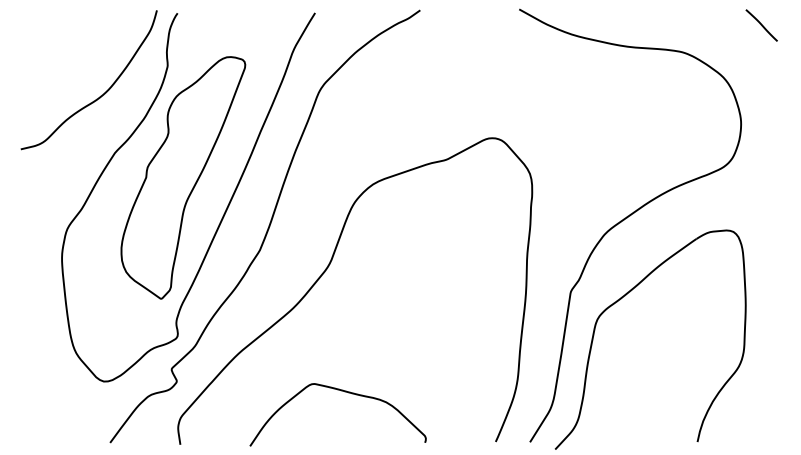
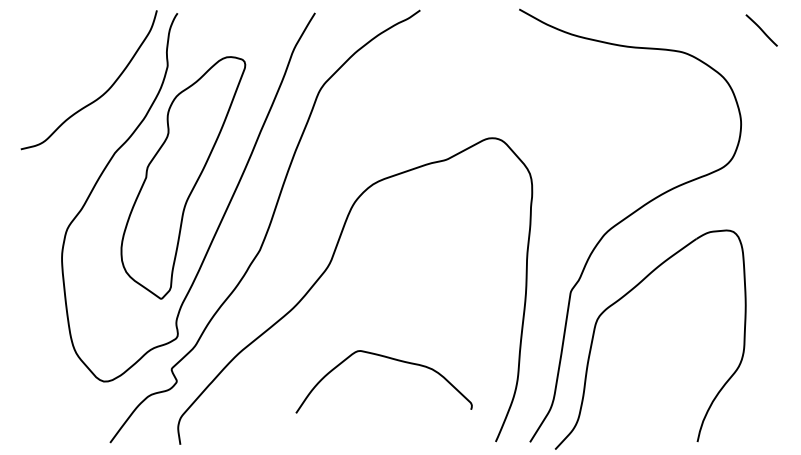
line position: (761, 25) -> (761, 30) (761, 30)
curve position: (344, 392) -> (390, 359) (390, 359)
